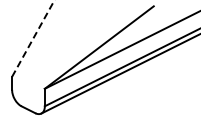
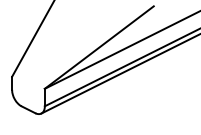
line: dashed -> solid (33, 38)
